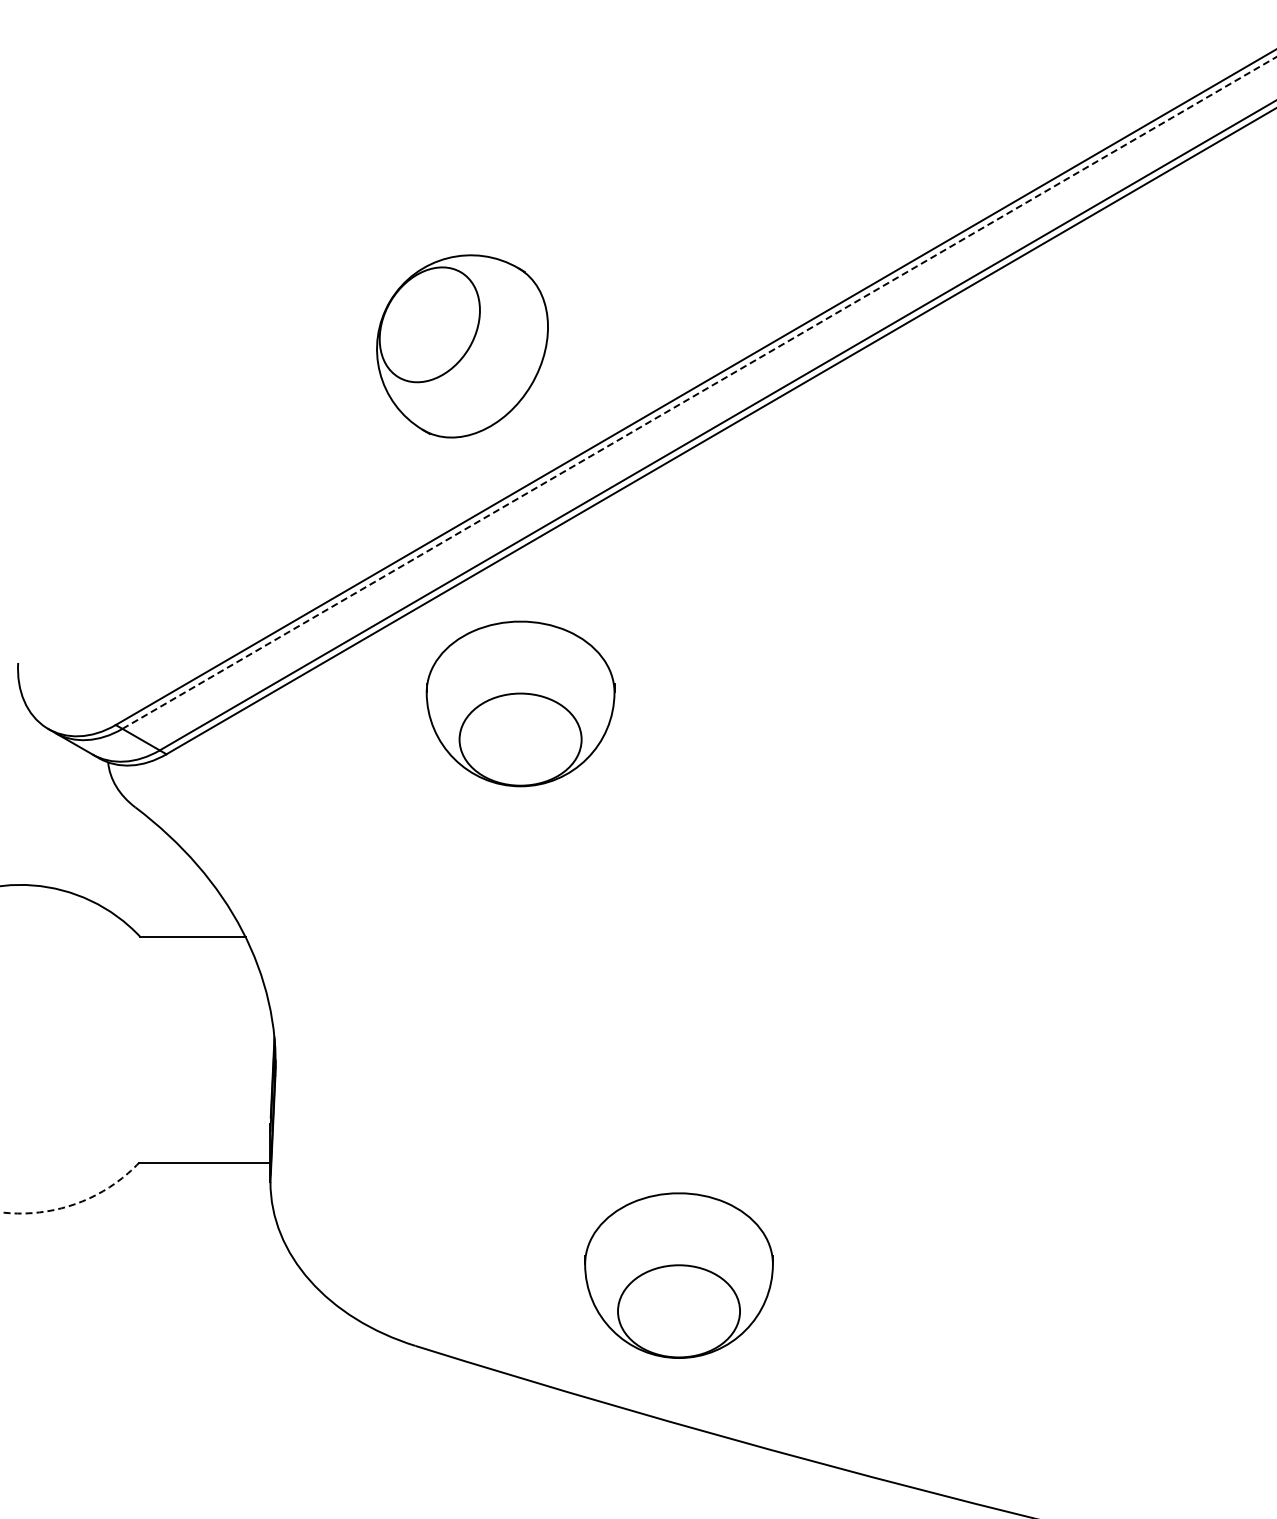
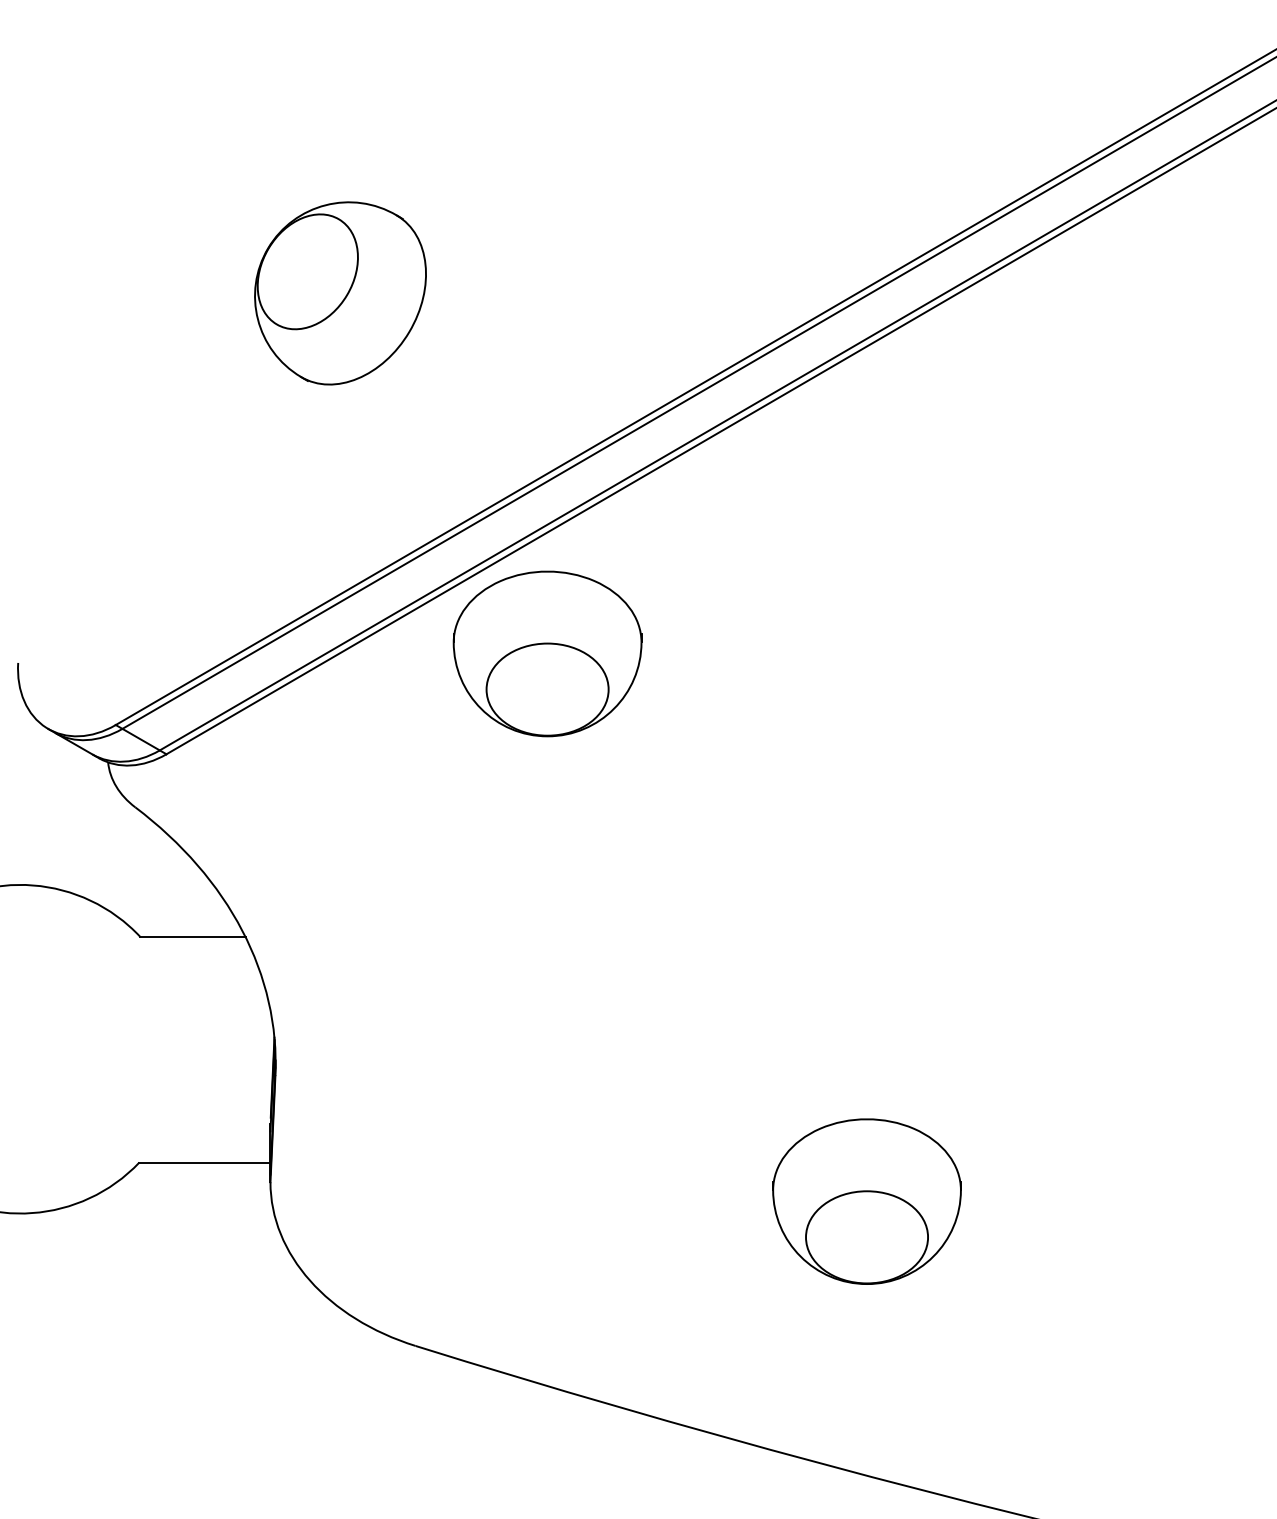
part position: (462, 346) -> (340, 293) (340, 293)
line: dashed -> solid (699, 392)
part position: (520, 703) -> (547, 653) (547, 653)
arc: dashed -> solid (74, 1204)
part position: (678, 1275) -> (866, 1201) (866, 1201)
